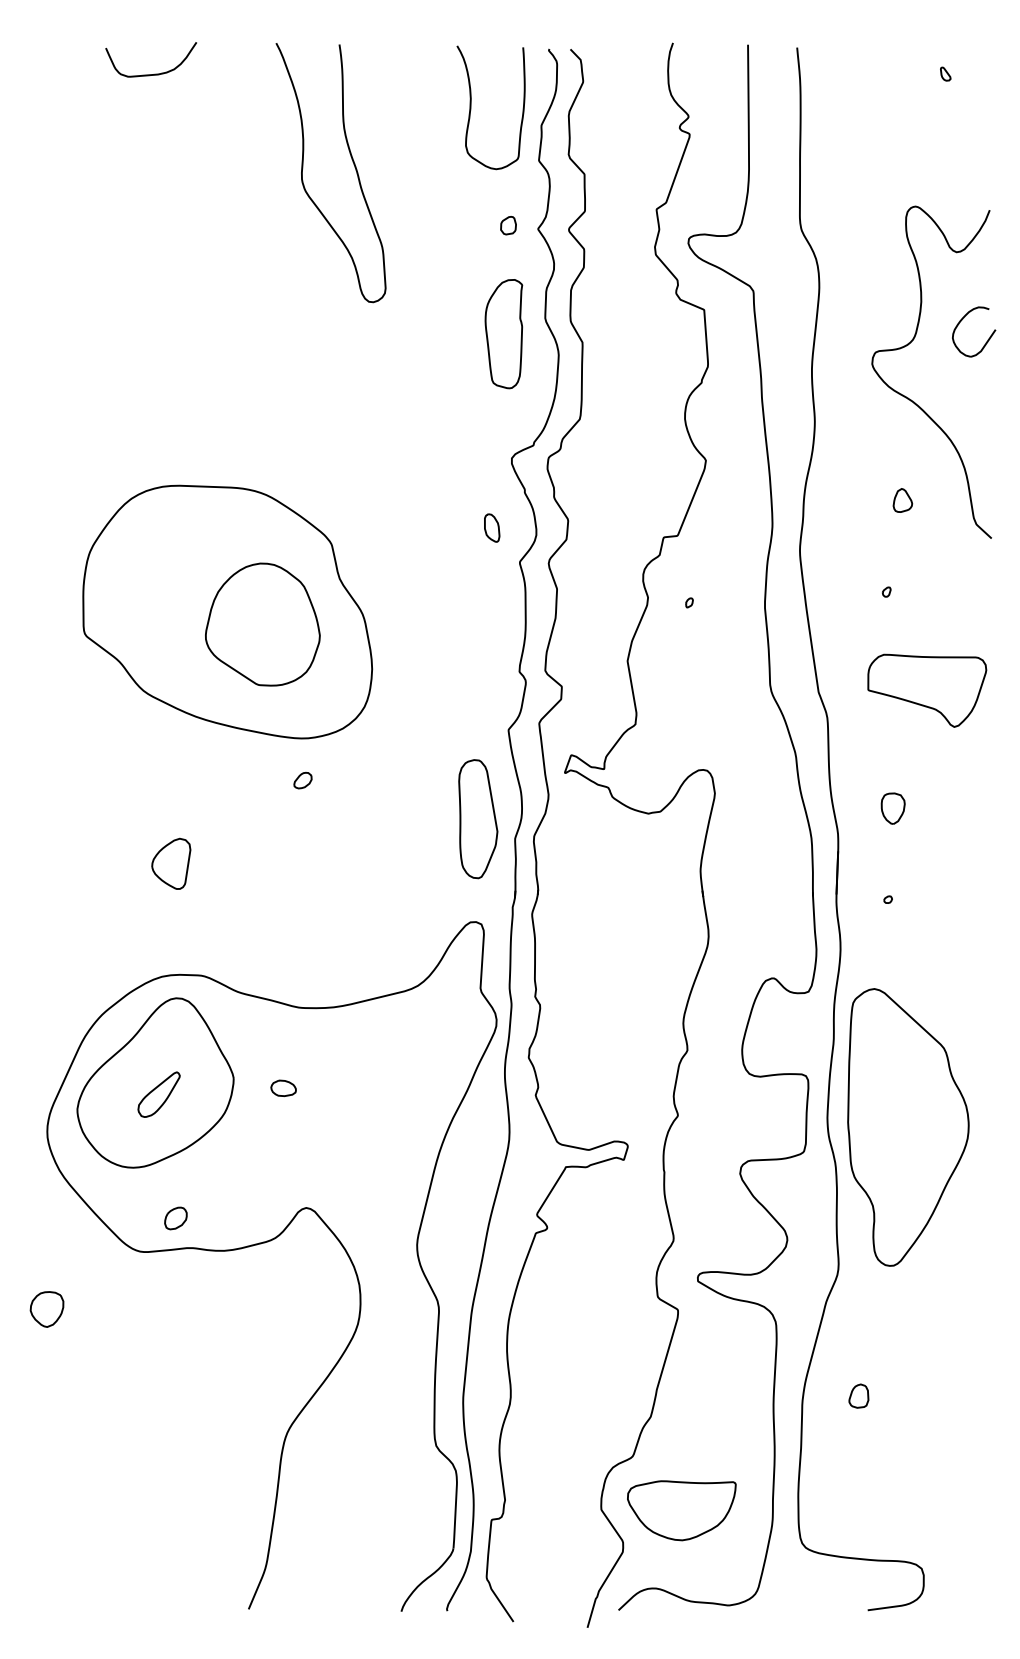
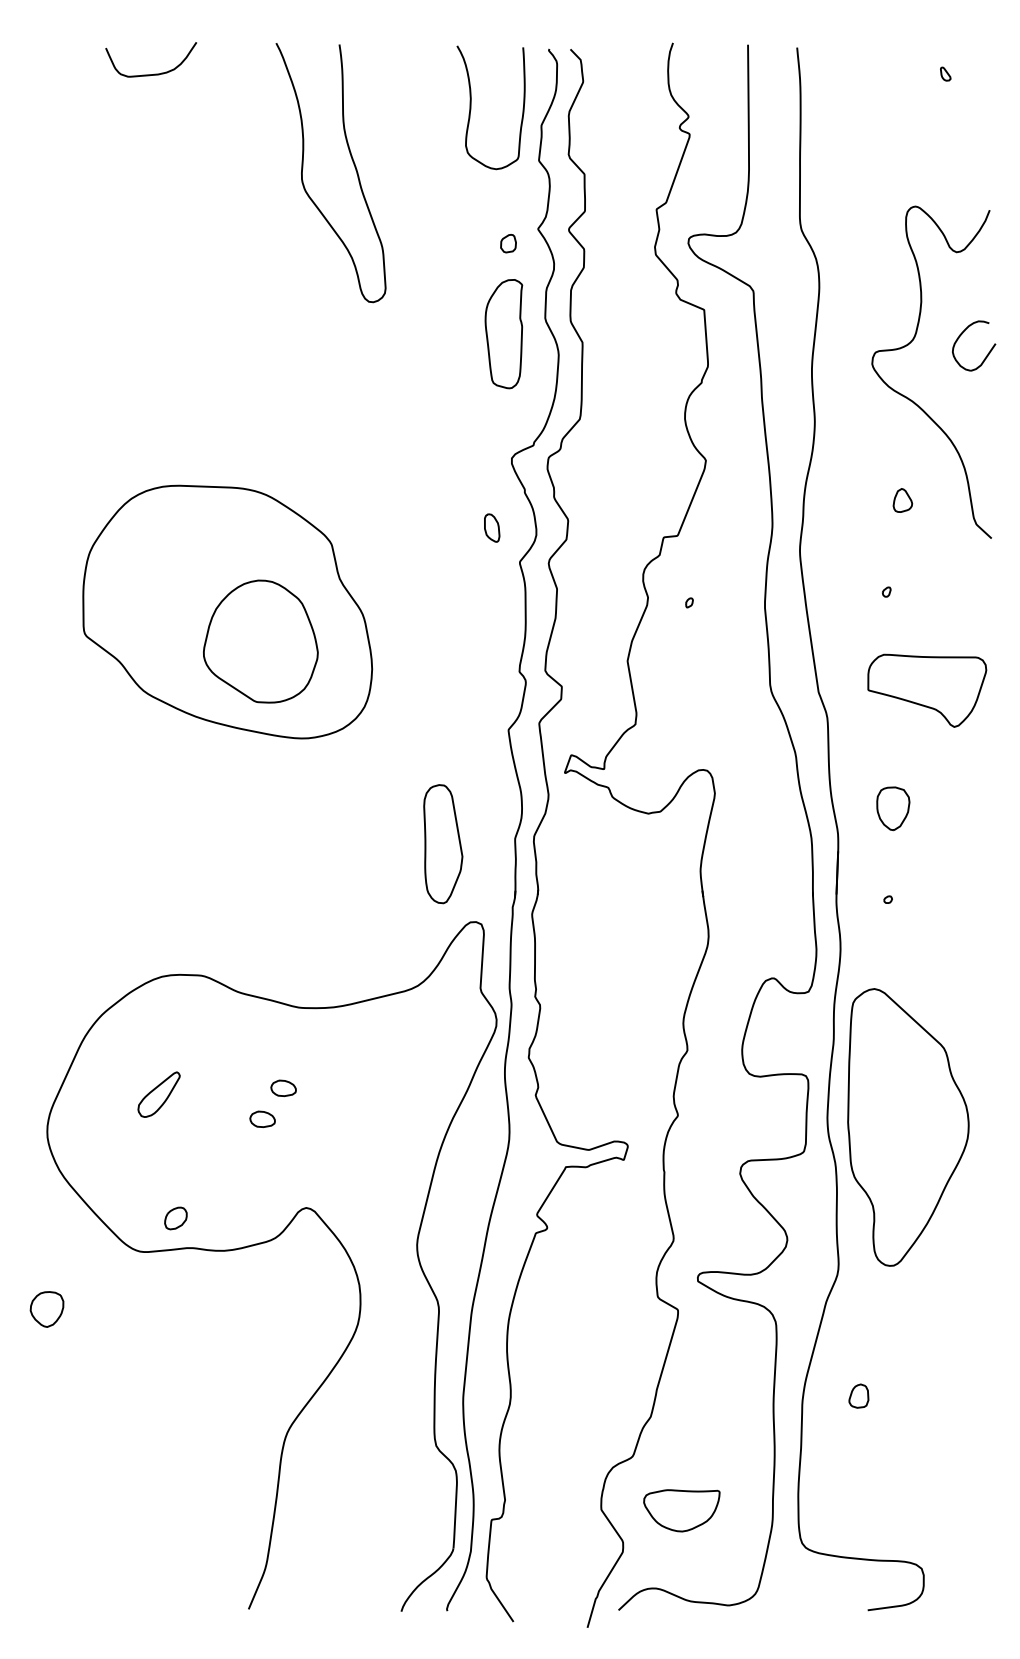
part position: (508, 225) -> (508, 243) (508, 243)
part position: (987, 339) -> (987, 353) (987, 353)
part position: (262, 624) -> (260, 641) (260, 641)
part: present -> none (302, 780)
part size: 26x33 px -> 35x46 px (893, 808)
part position: (478, 819) -> (443, 844) (443, 844)
part: present -> none (171, 863)
part: present -> none (155, 1082)
part: none -> present (262, 1118)
part size: 110x62 px -> 78x44 px (681, 1510)
